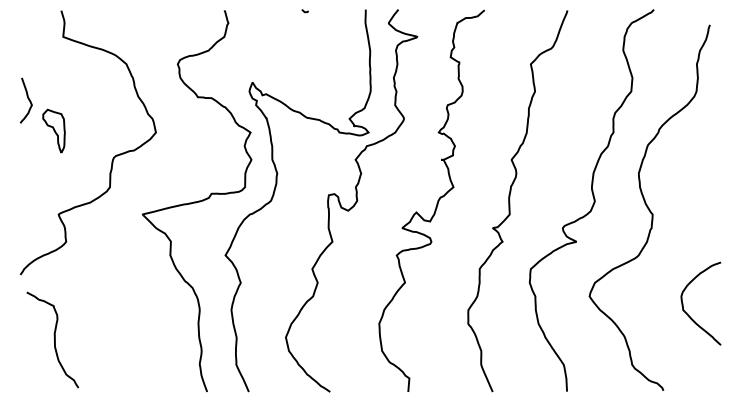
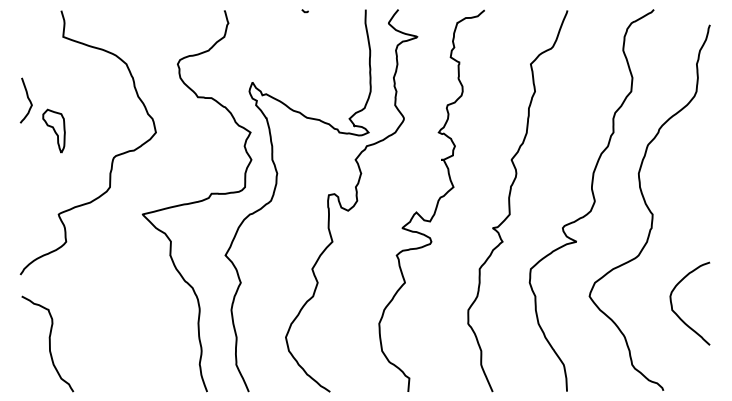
curve position: (688, 314) -> (677, 314) (677, 314)
curve position: (54, 339) -> (49, 343) (49, 343)
